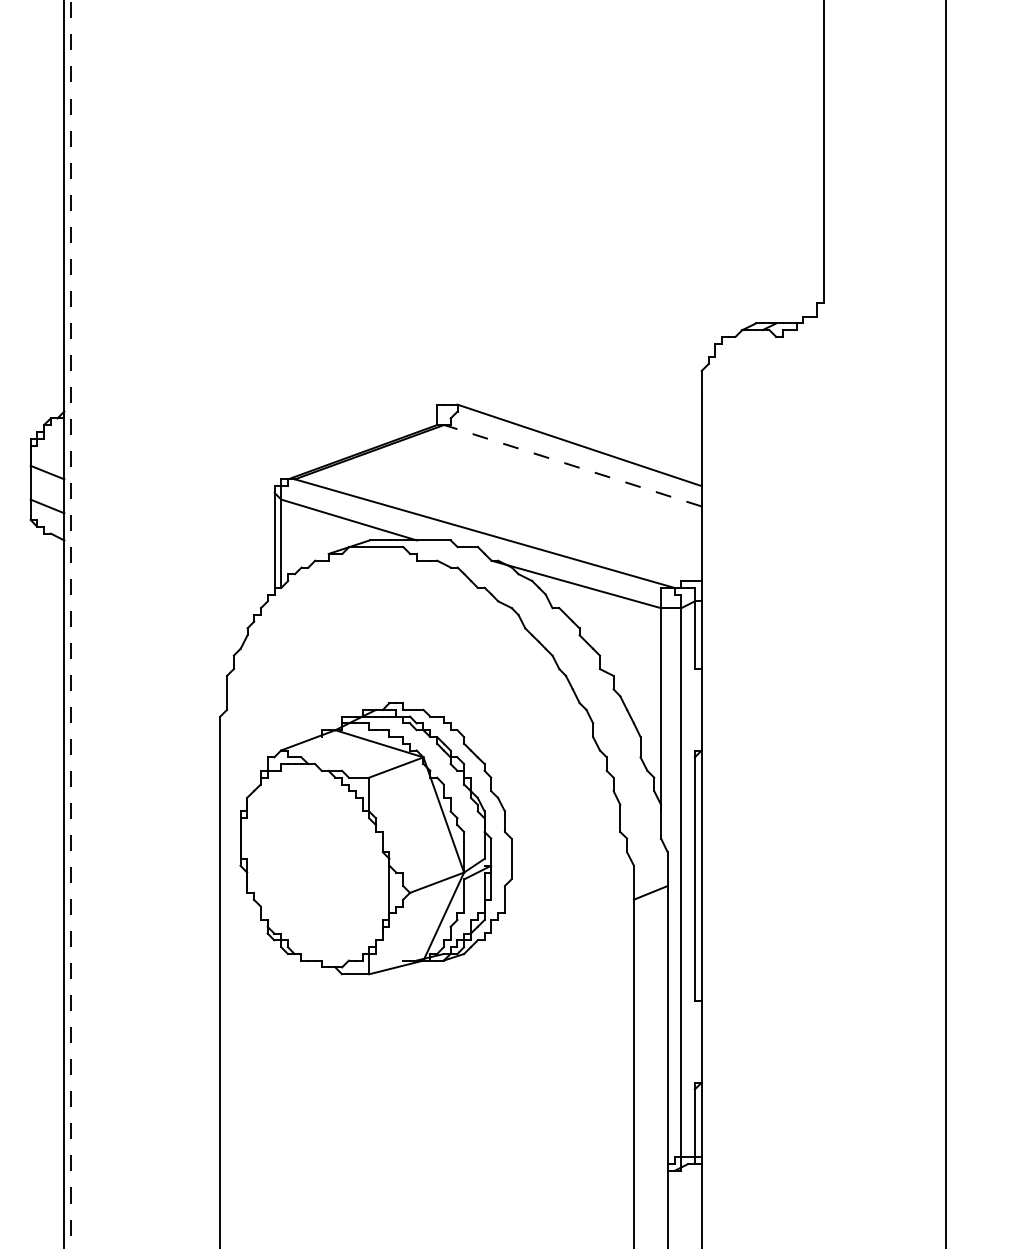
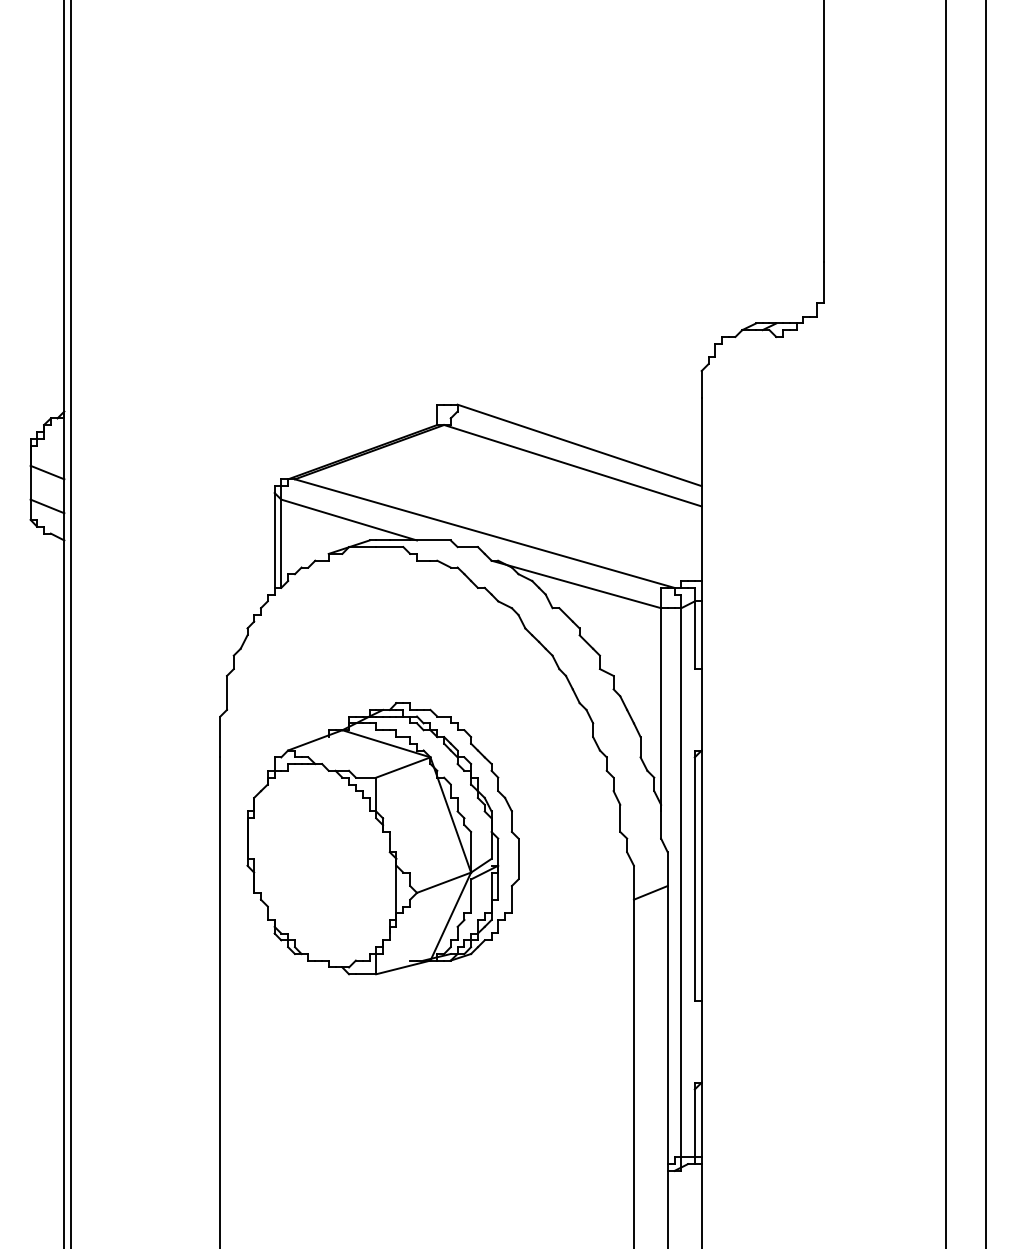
line: dashed -> solid (572, 465)
line: dashed -> solid (71, 623)
line: none -> present (986, 623)
part position: (375, 838) -> (382, 838) (382, 838)
